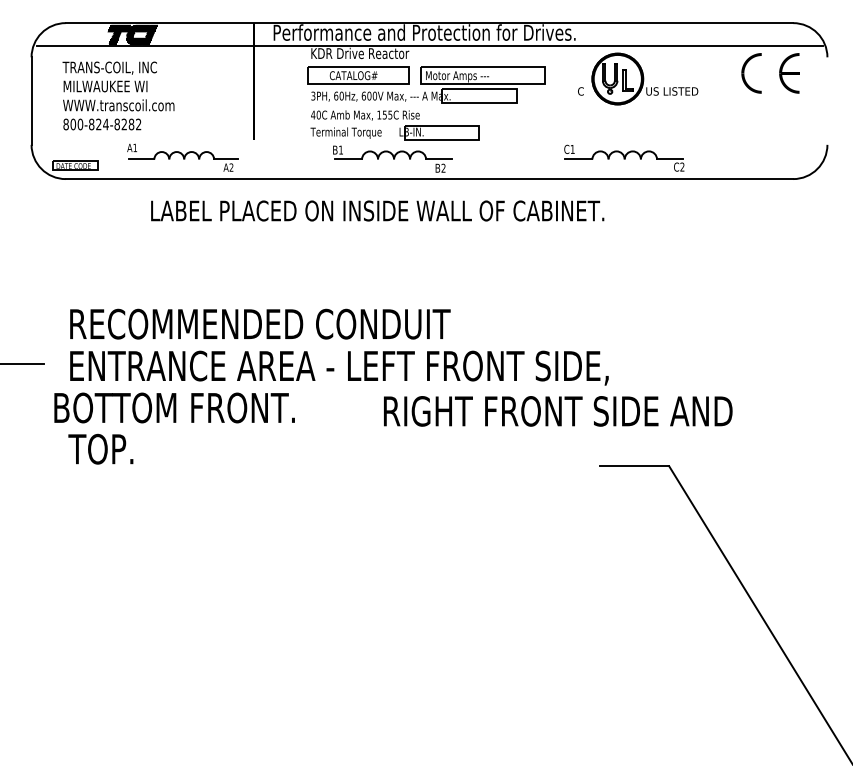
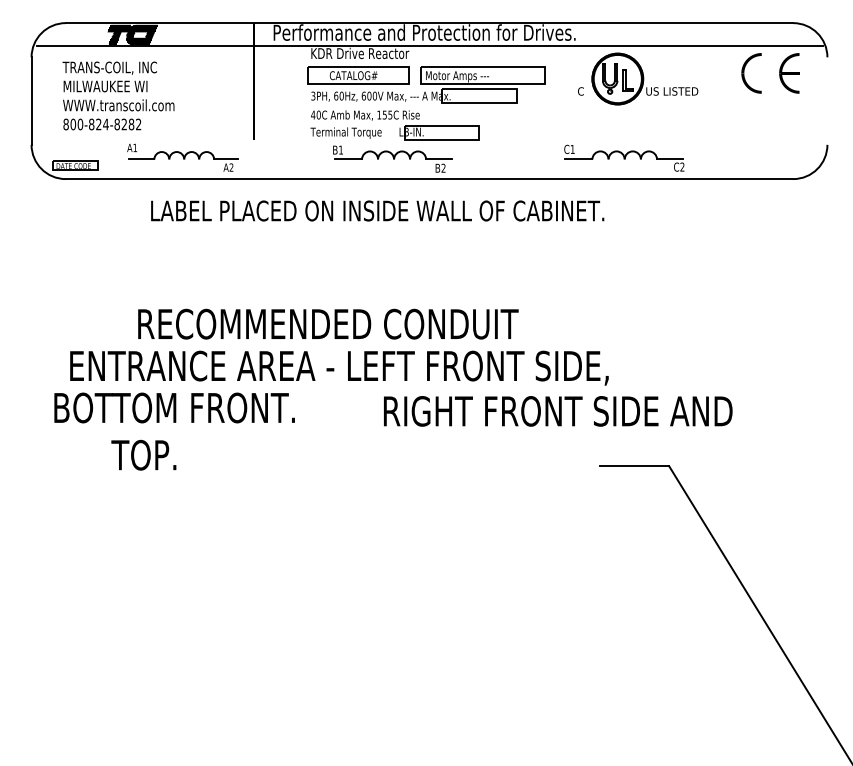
text position: (260, 323) -> (328, 323) (328, 323)
line: present -> none (23, 363)
text position: (100, 448) -> (143, 454) (143, 454)
